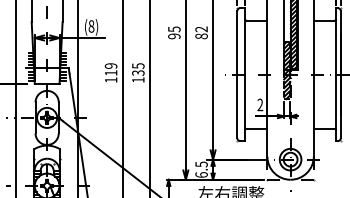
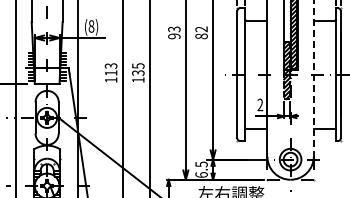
text: 95 -> 93 (173, 28)
text: 119 -> 113 (111, 65)
line: solid -> dashed (313, 78)
